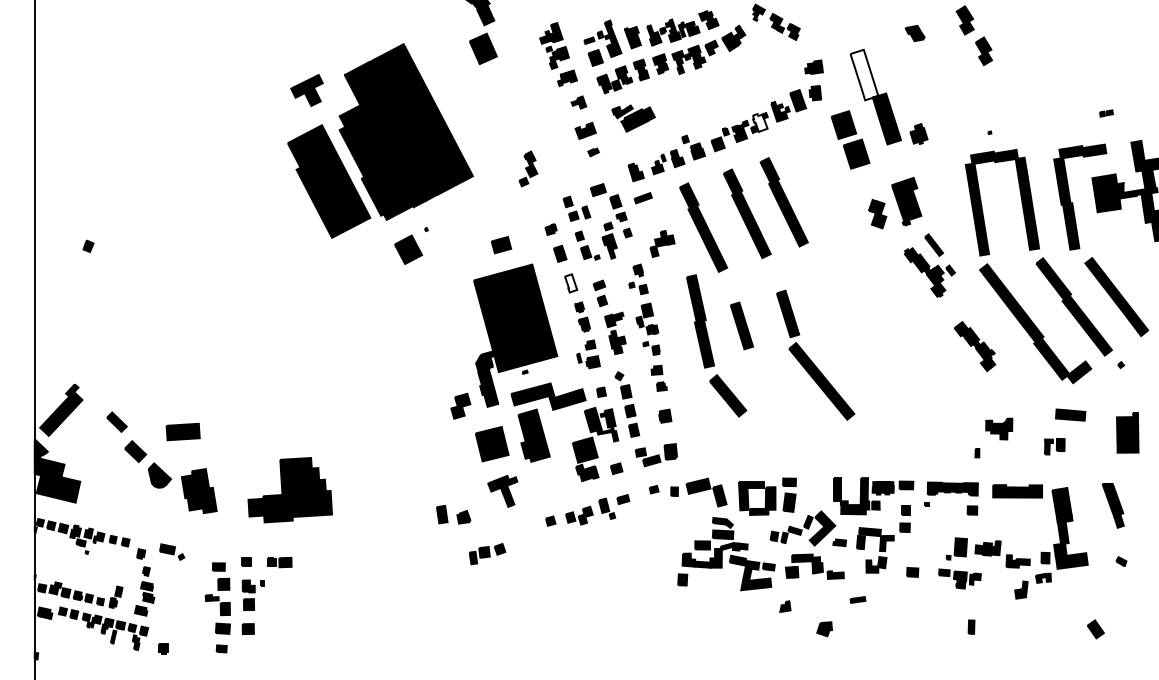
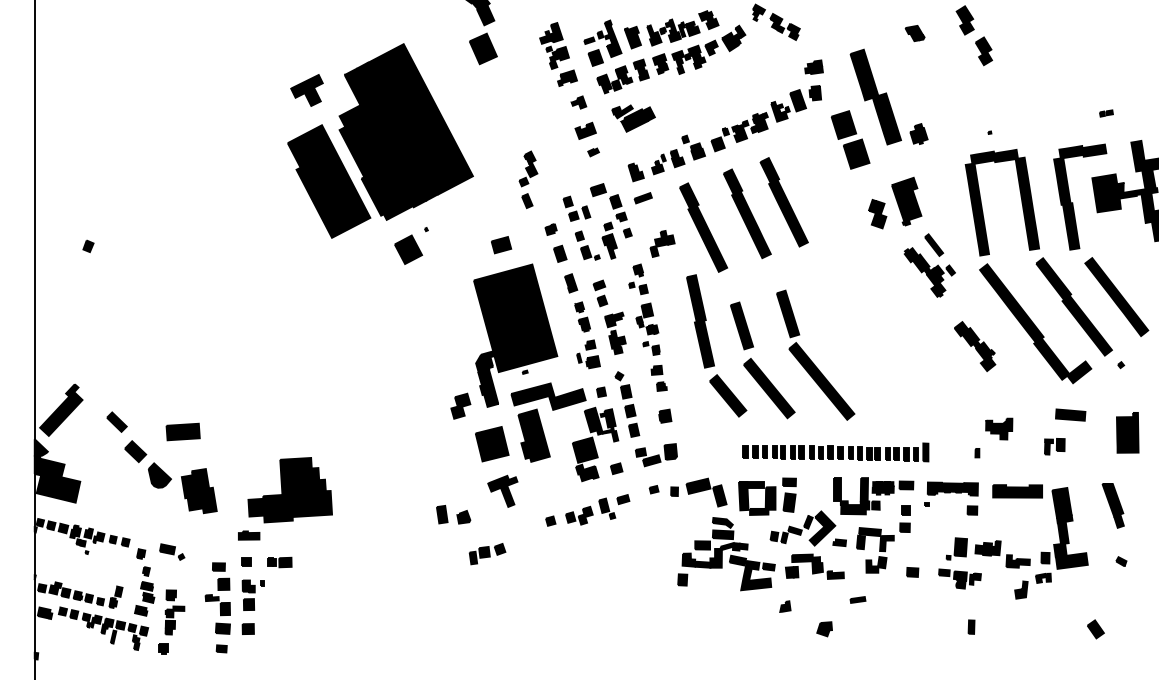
fill: none -> present (864, 74)
fill: none -> present (759, 122)
part: none -> present (527, 201)
fill: none -> present (570, 283)
part: none -> present (769, 388)
part: none -> present (835, 452)
part: none -> present (249, 535)
part: none -> present (174, 612)
